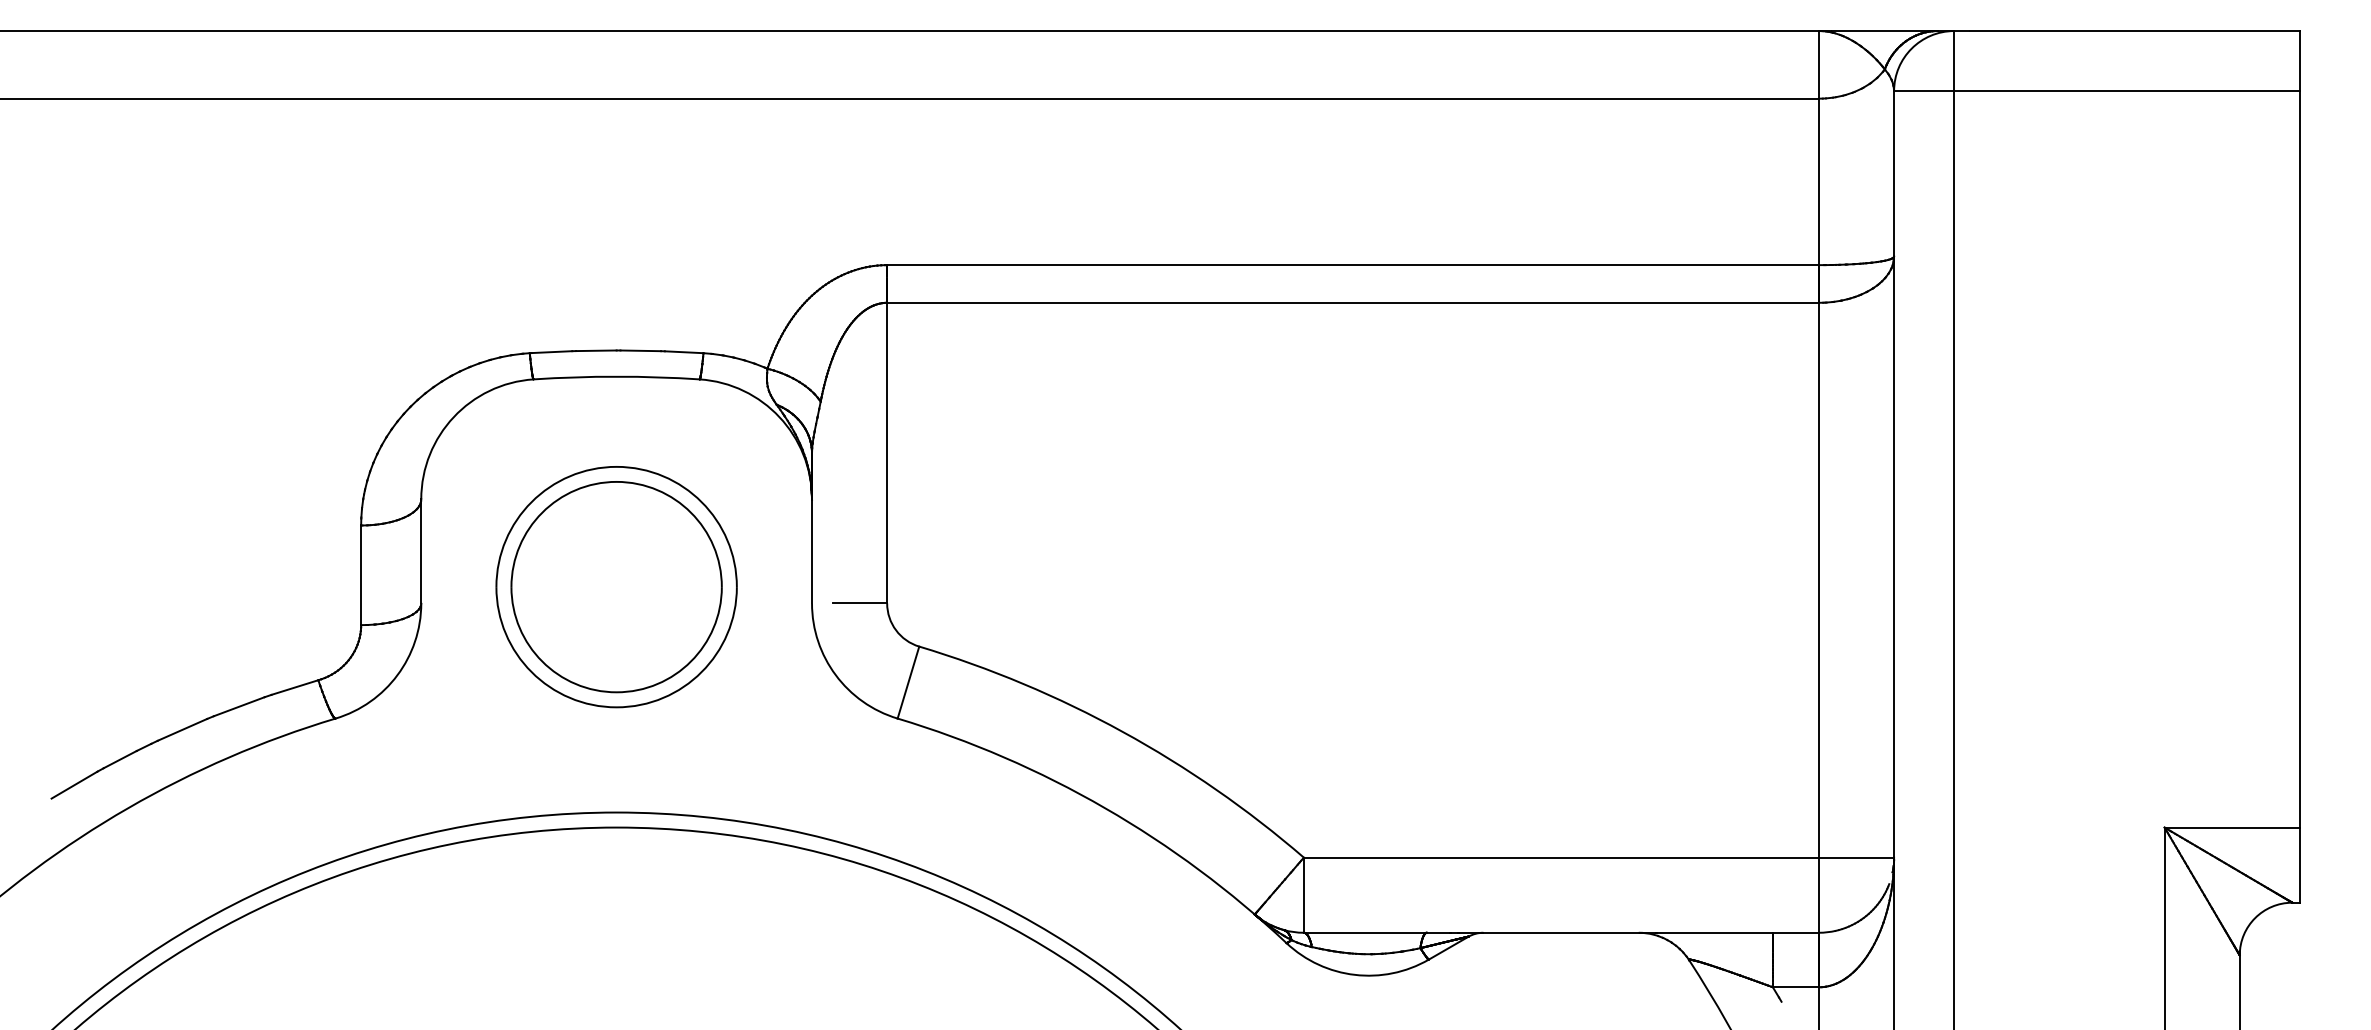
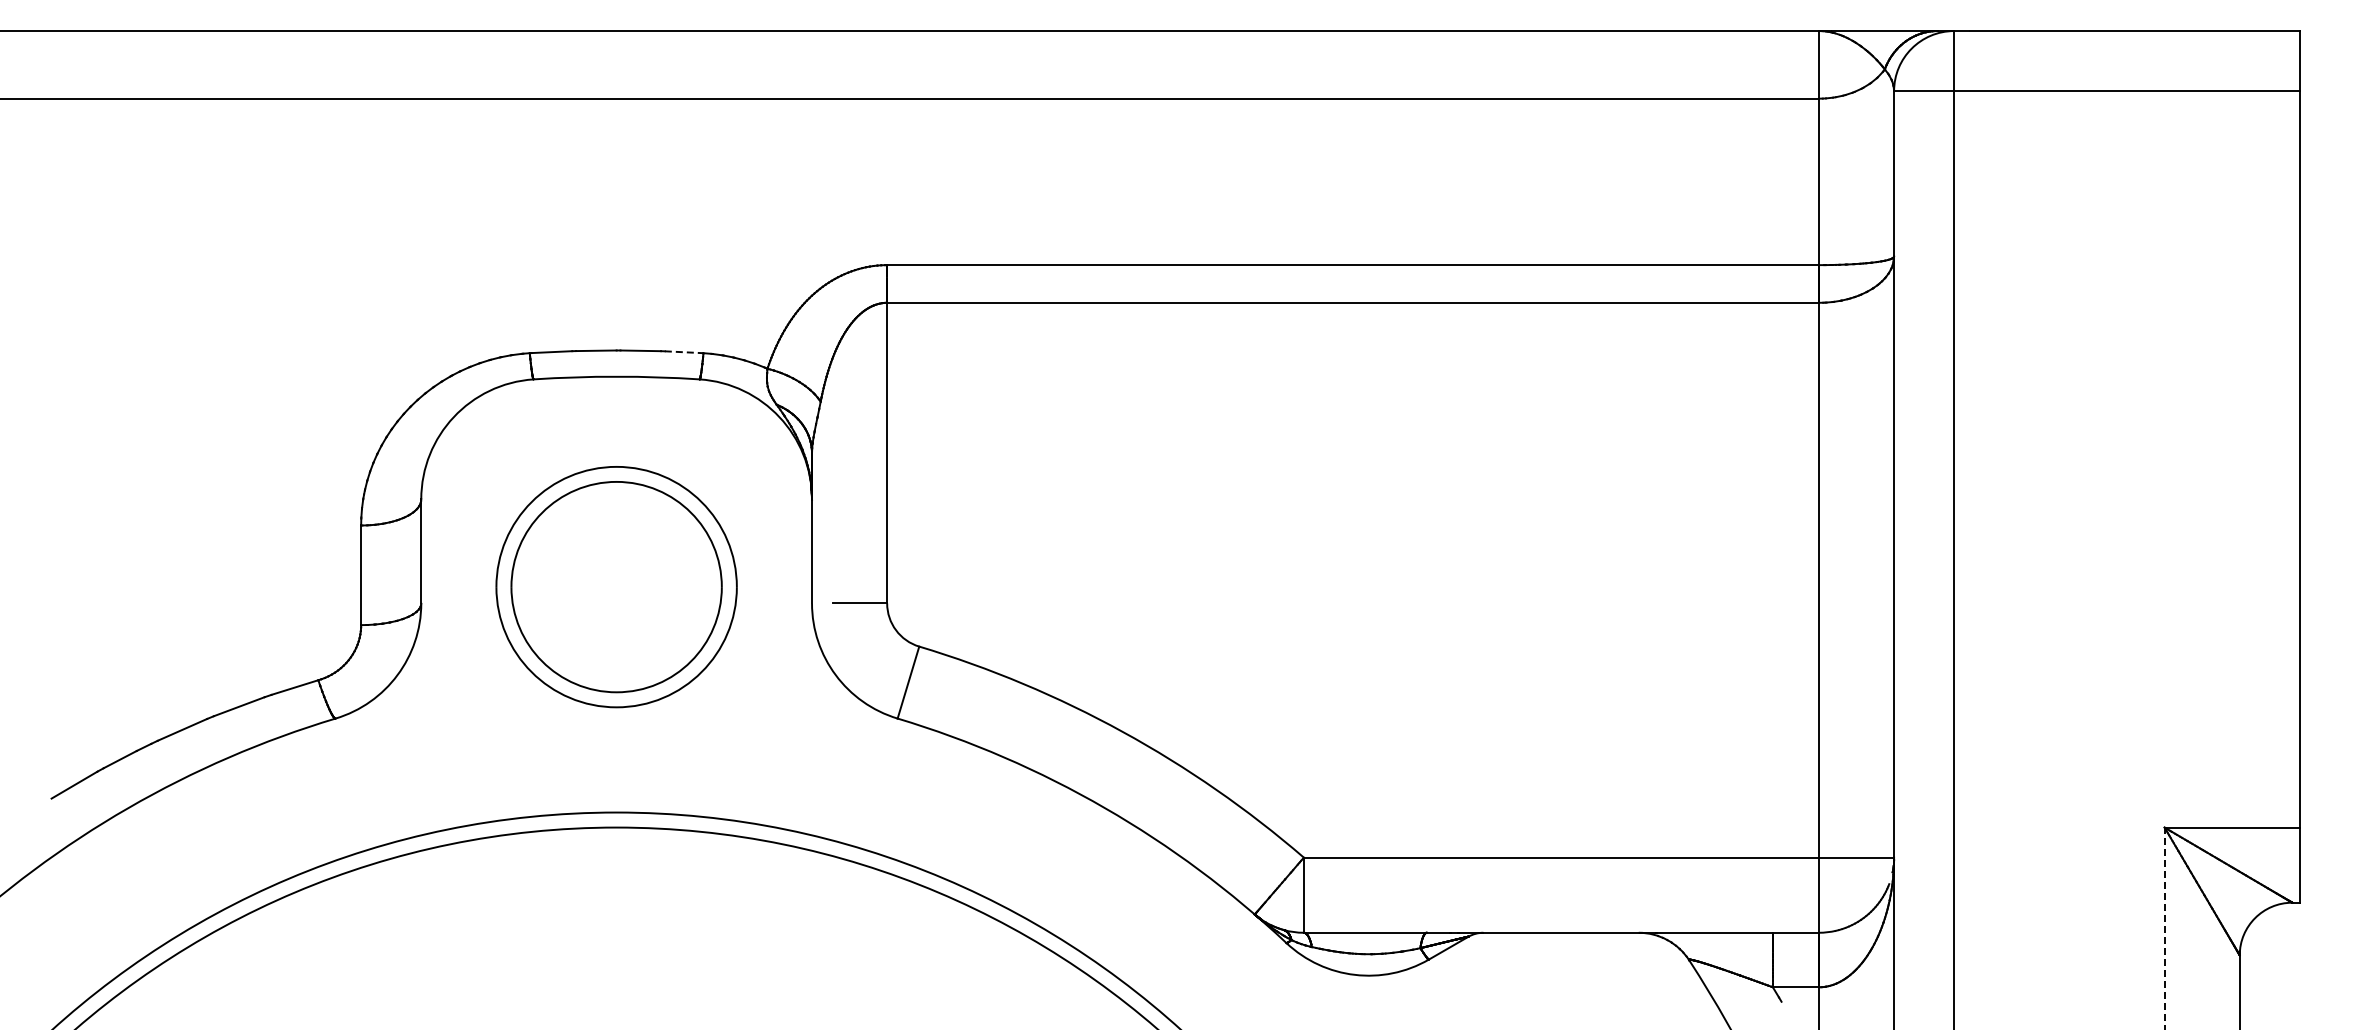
line: solid -> dashed (684, 352)
line: solid -> dashed (2164, 928)
